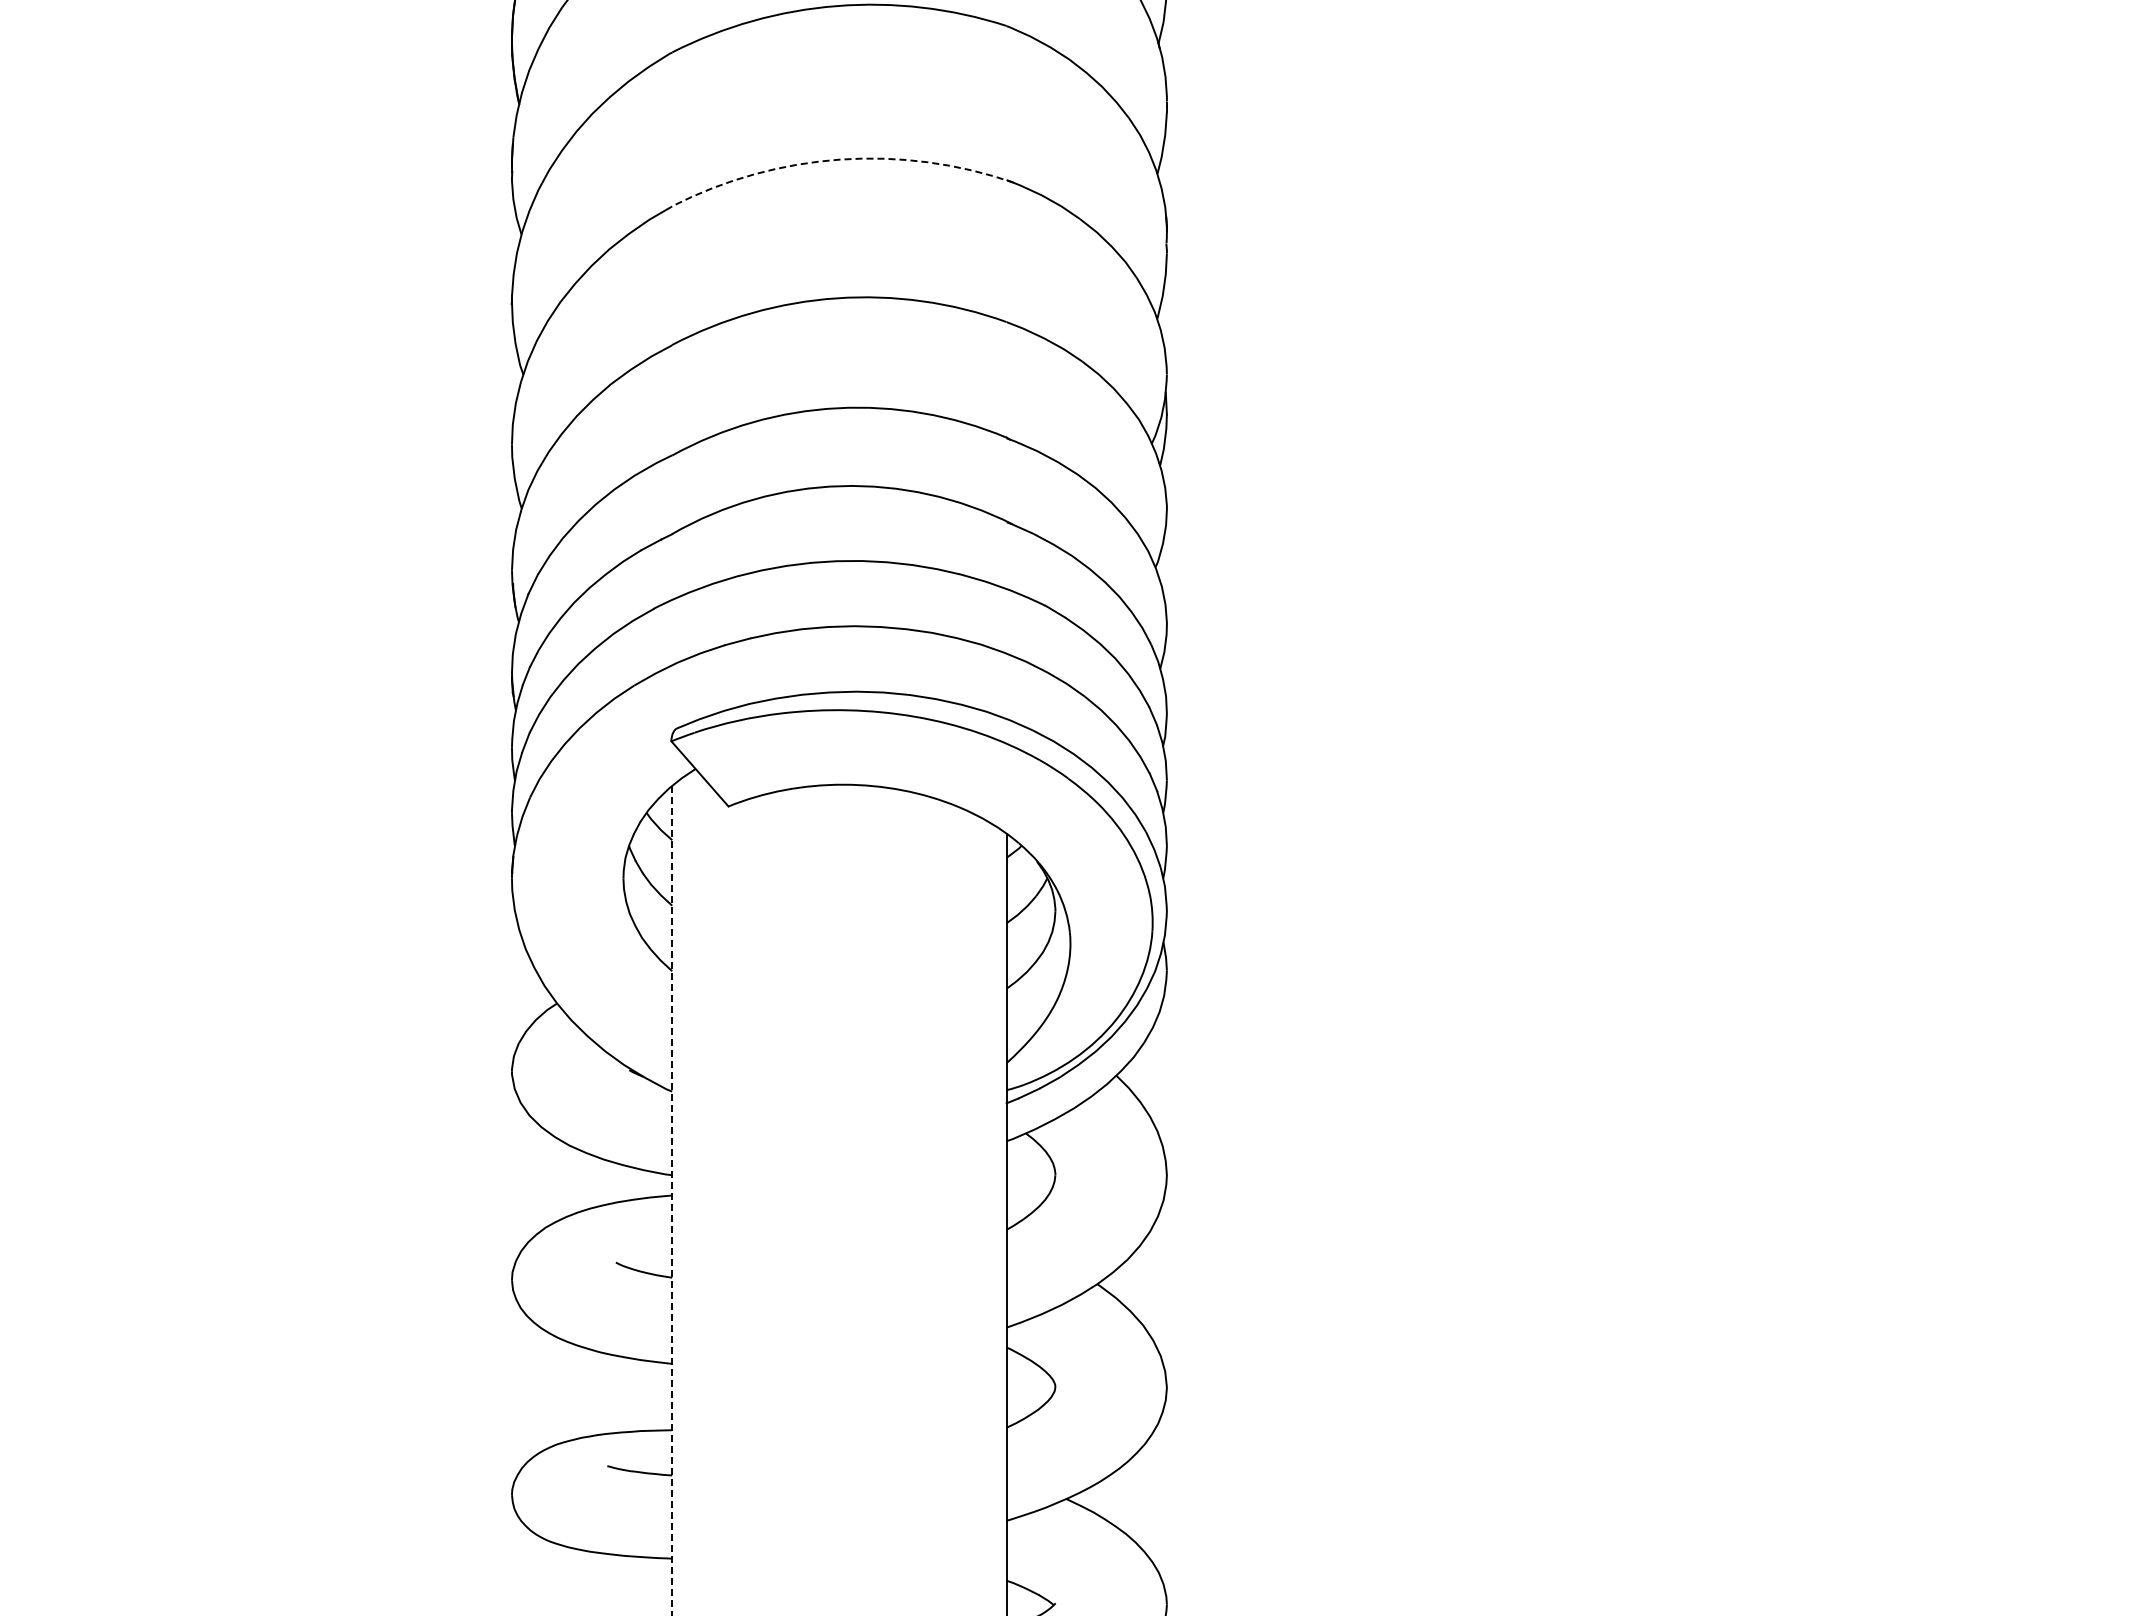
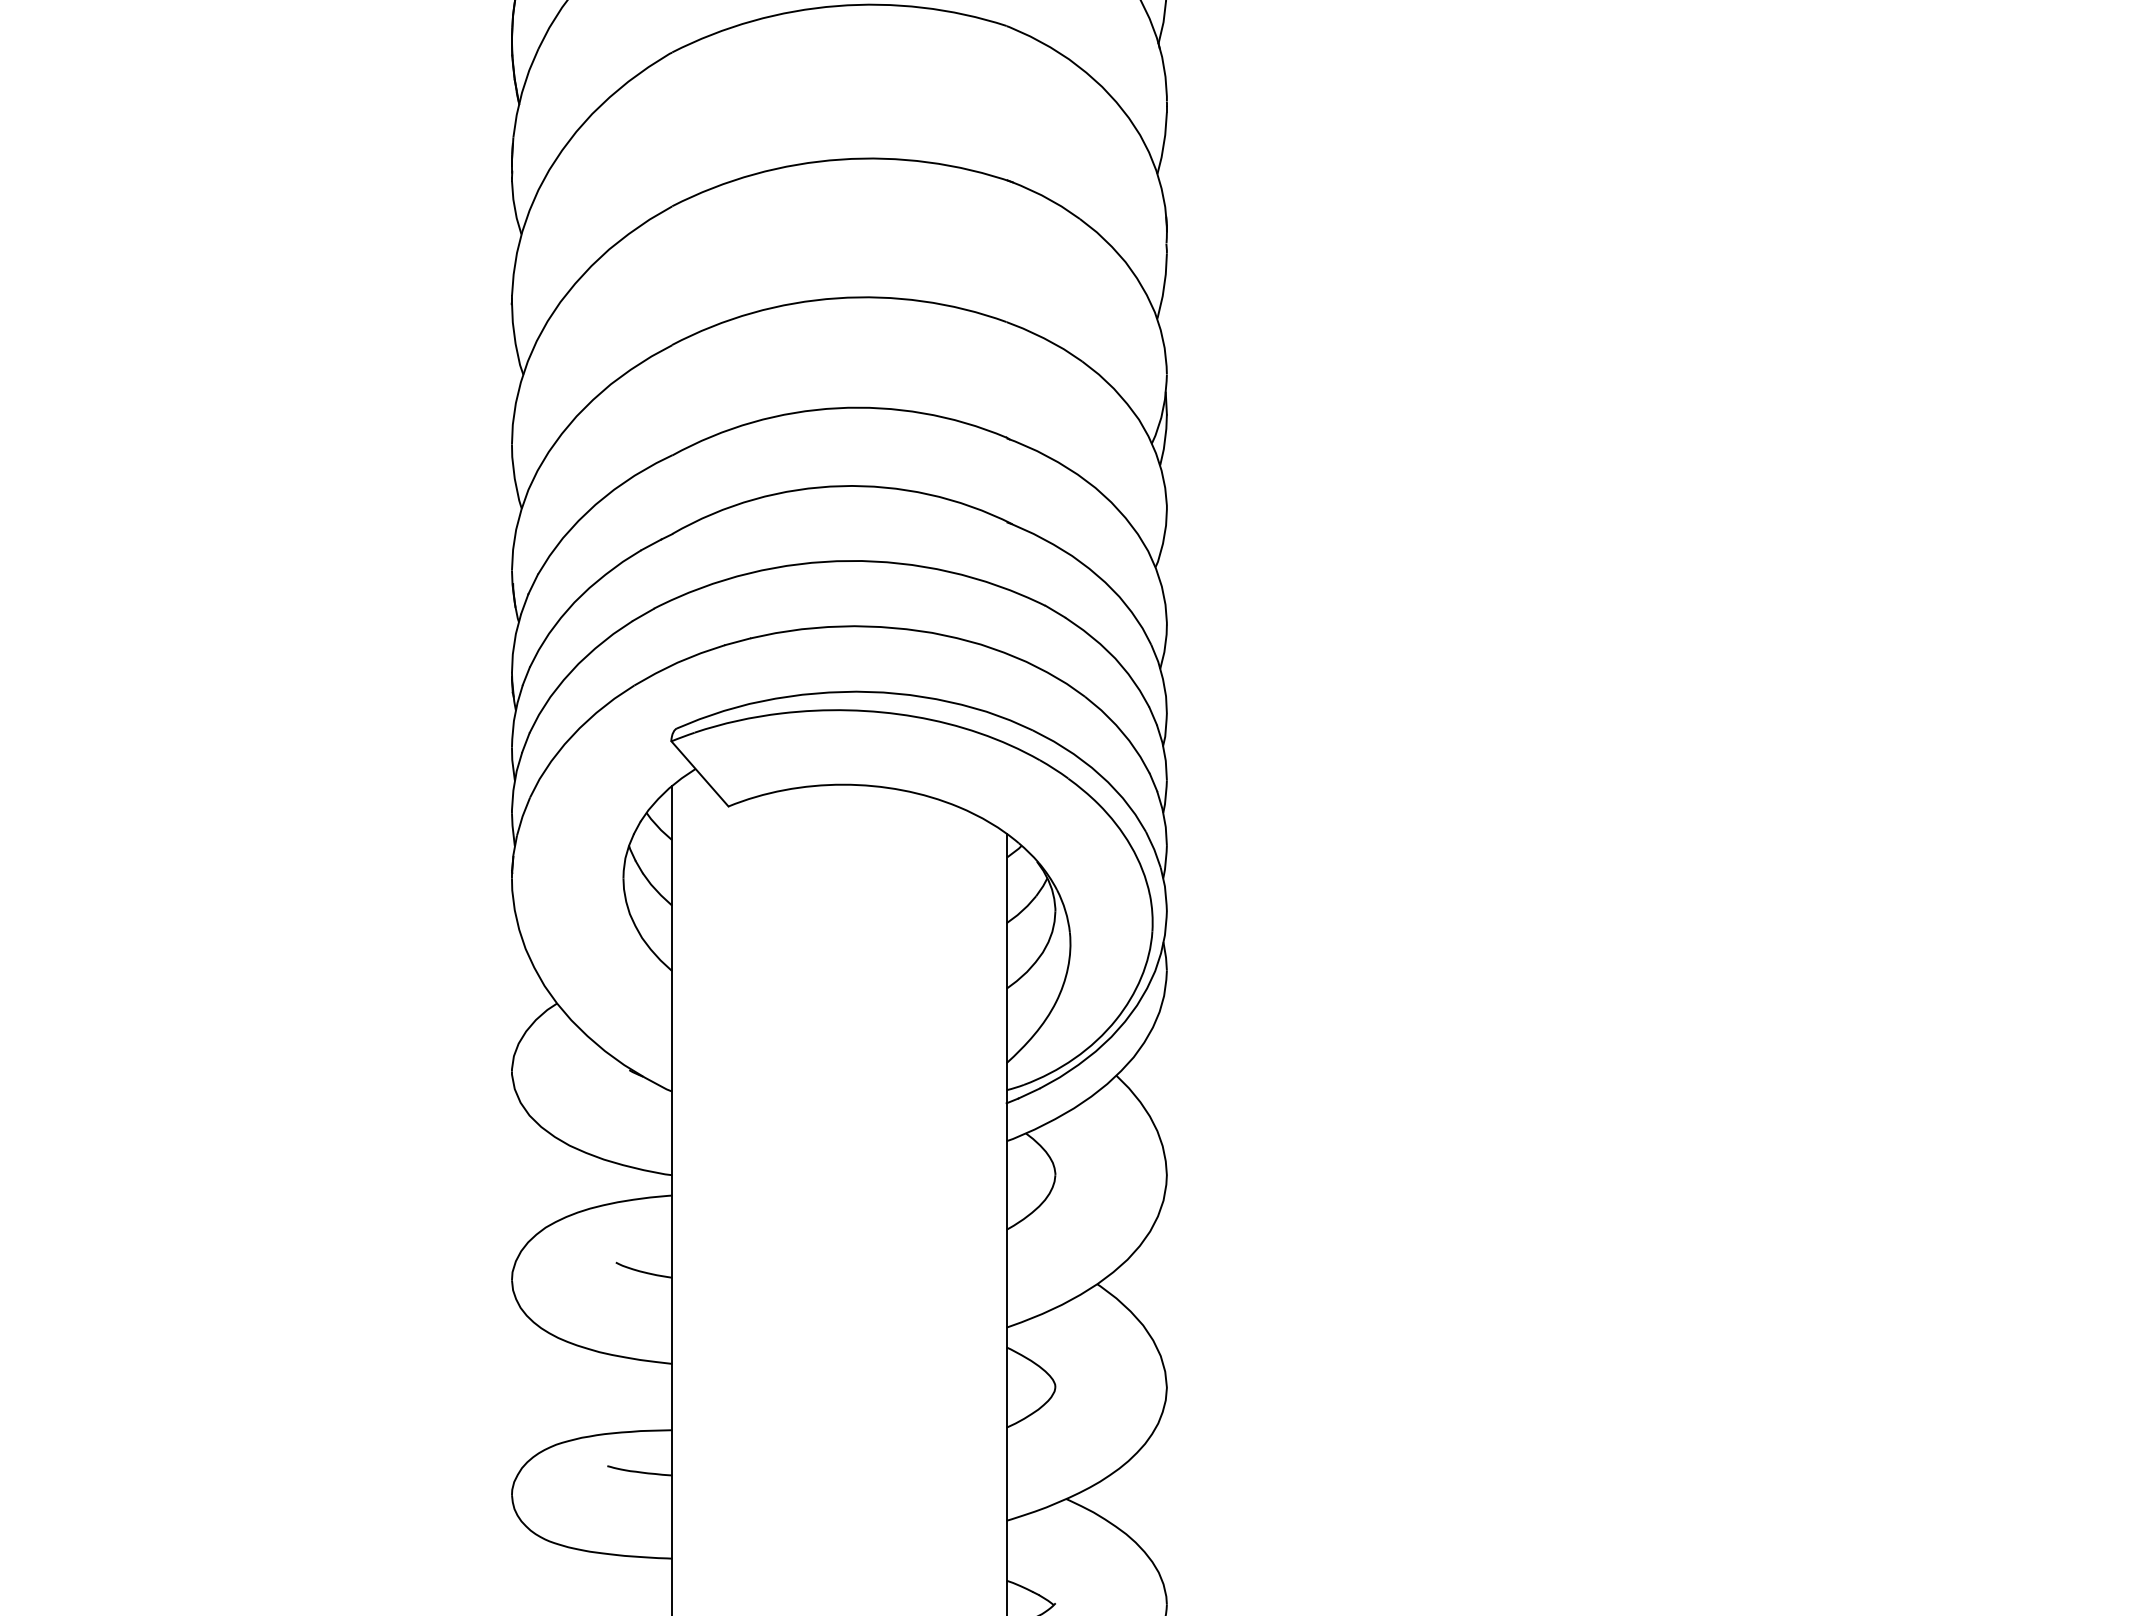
arc: dashed -> solid (840, 159)
line: dashed -> solid (672, 1200)
